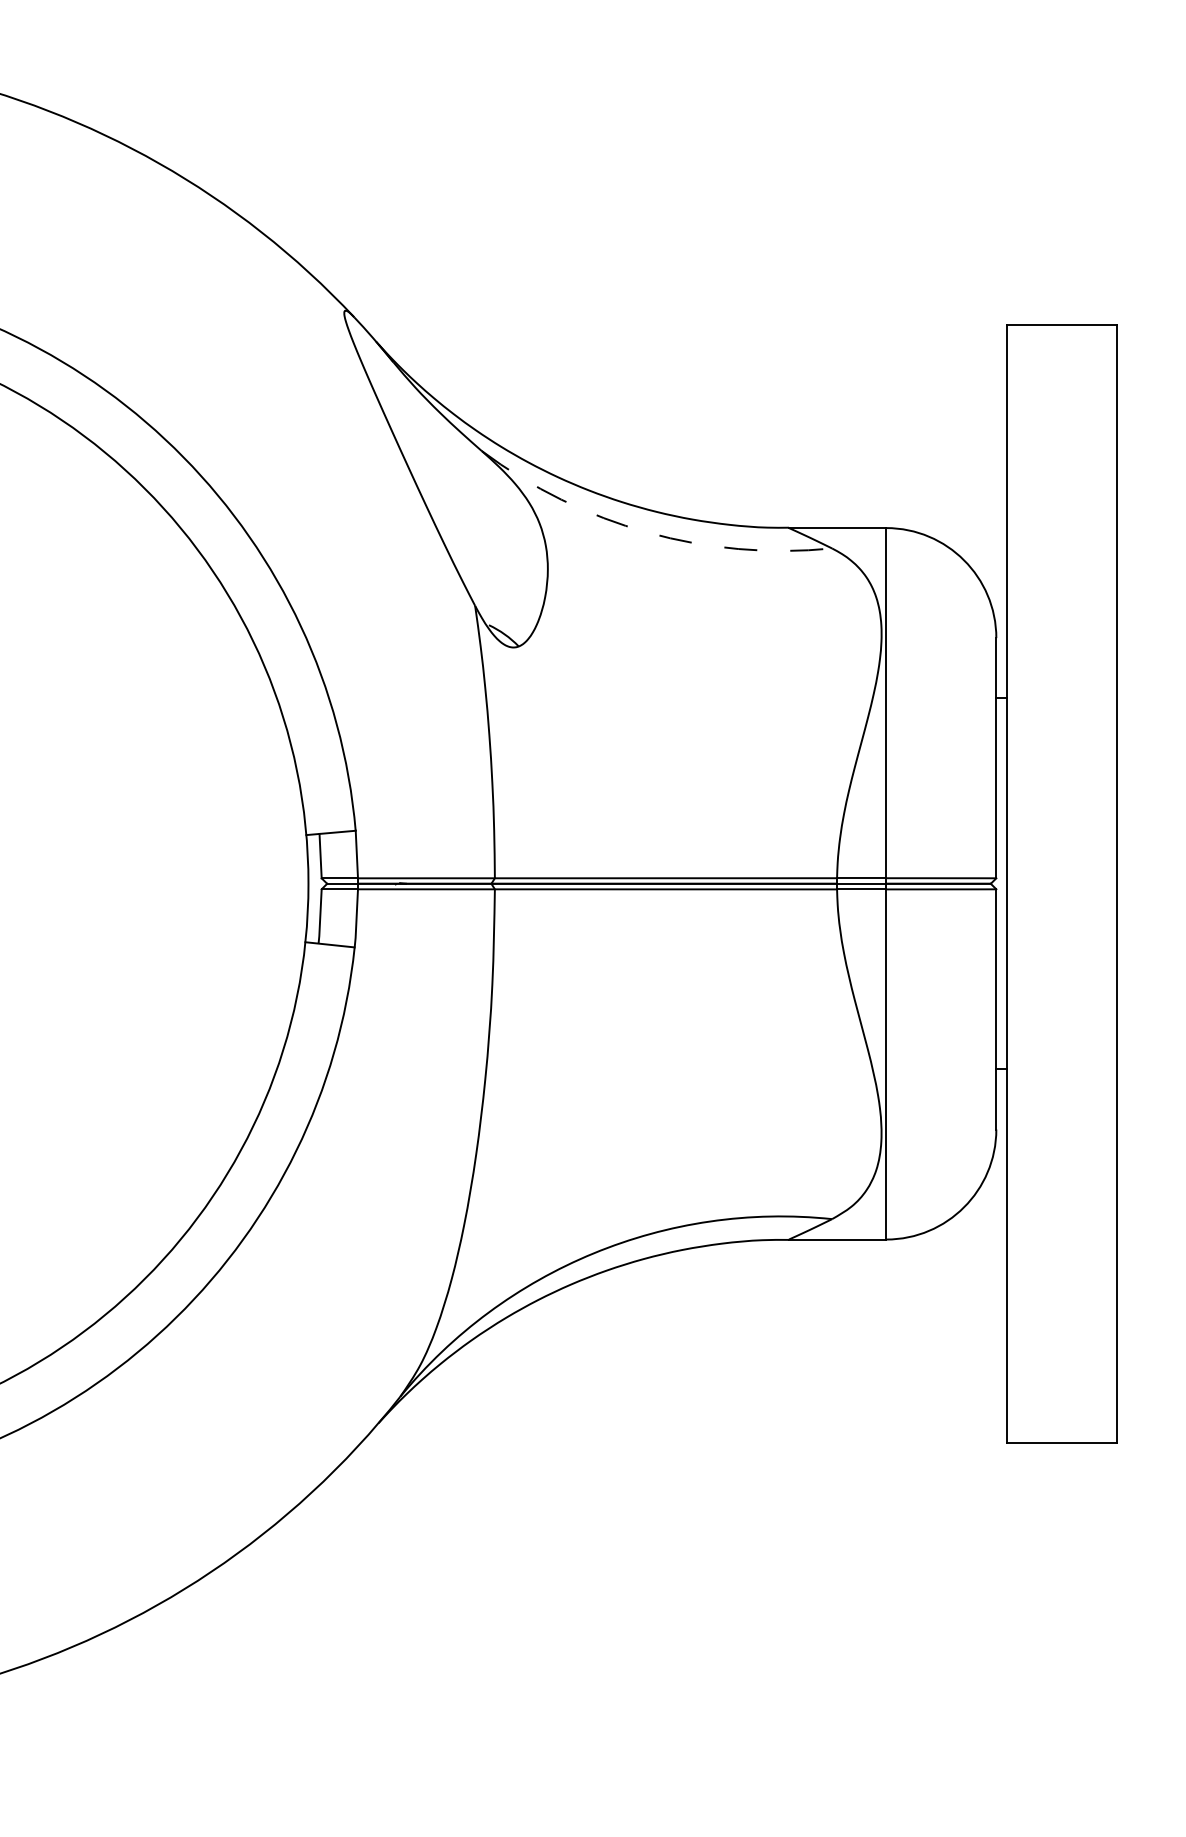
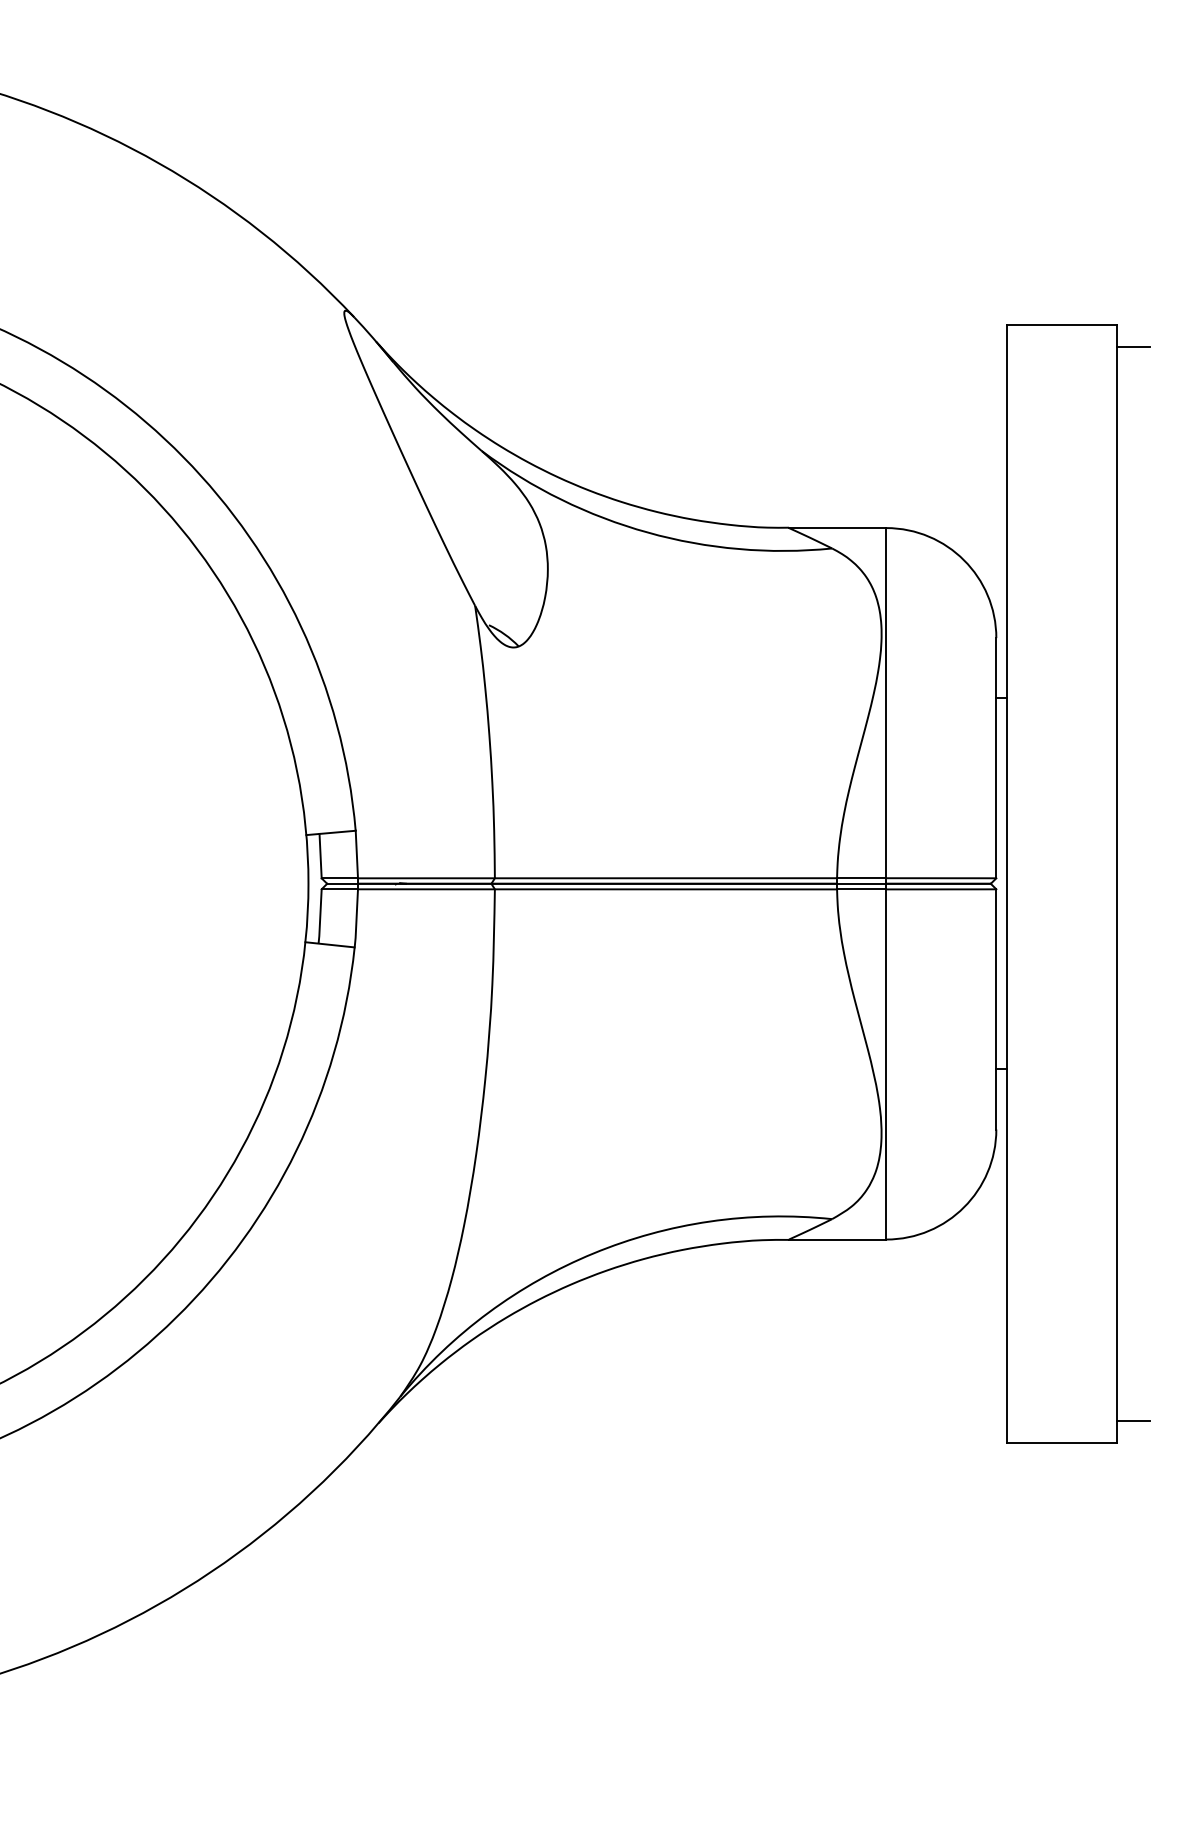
line: none -> present (1133, 346)
arc: dashed -> solid (647, 532)
line: none -> present (1133, 1420)
